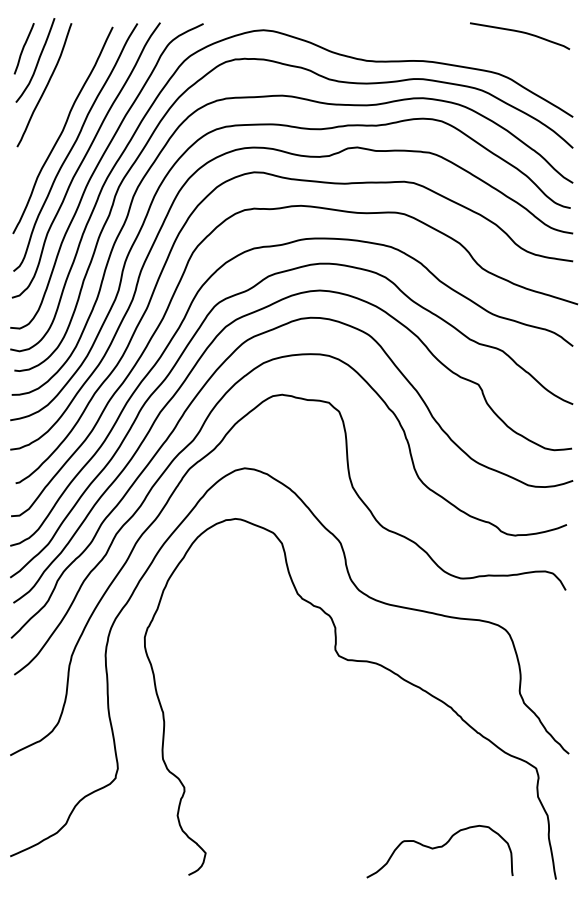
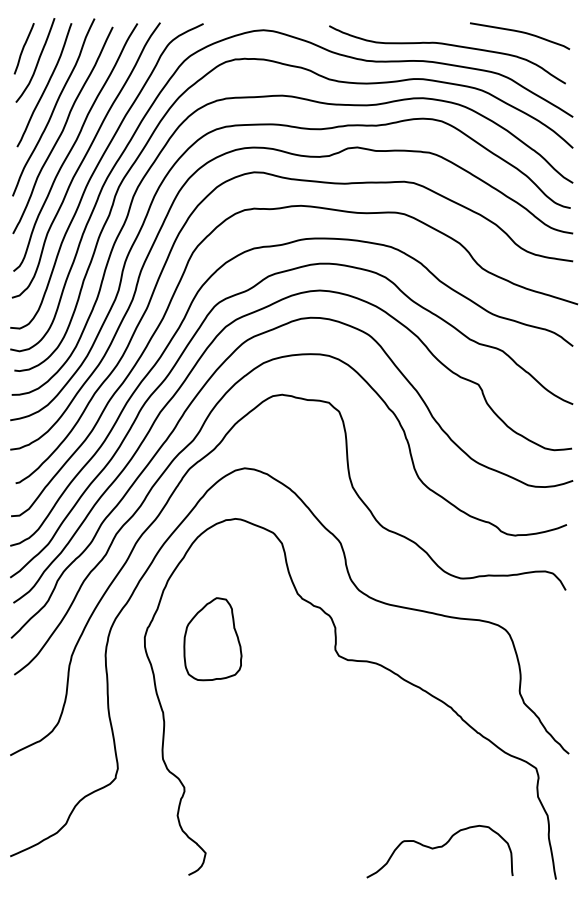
curve: none -> present (447, 45)
curve: none -> present (53, 107)
part: none -> present (212, 639)
